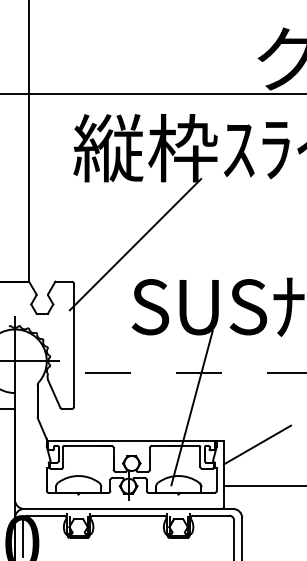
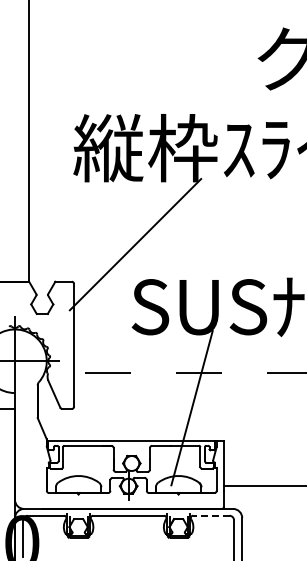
line: present -> none (152, 94)
line: present -> none (257, 444)
line: solid -> dashed (210, 515)
